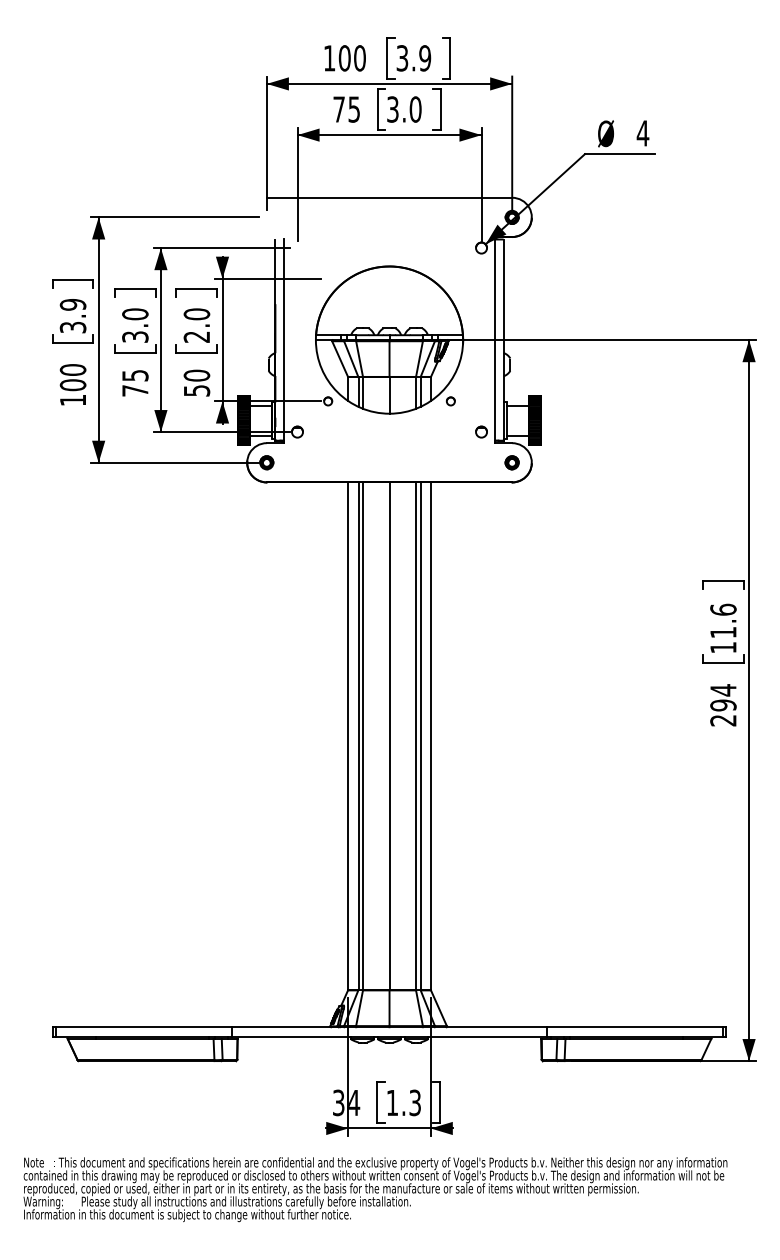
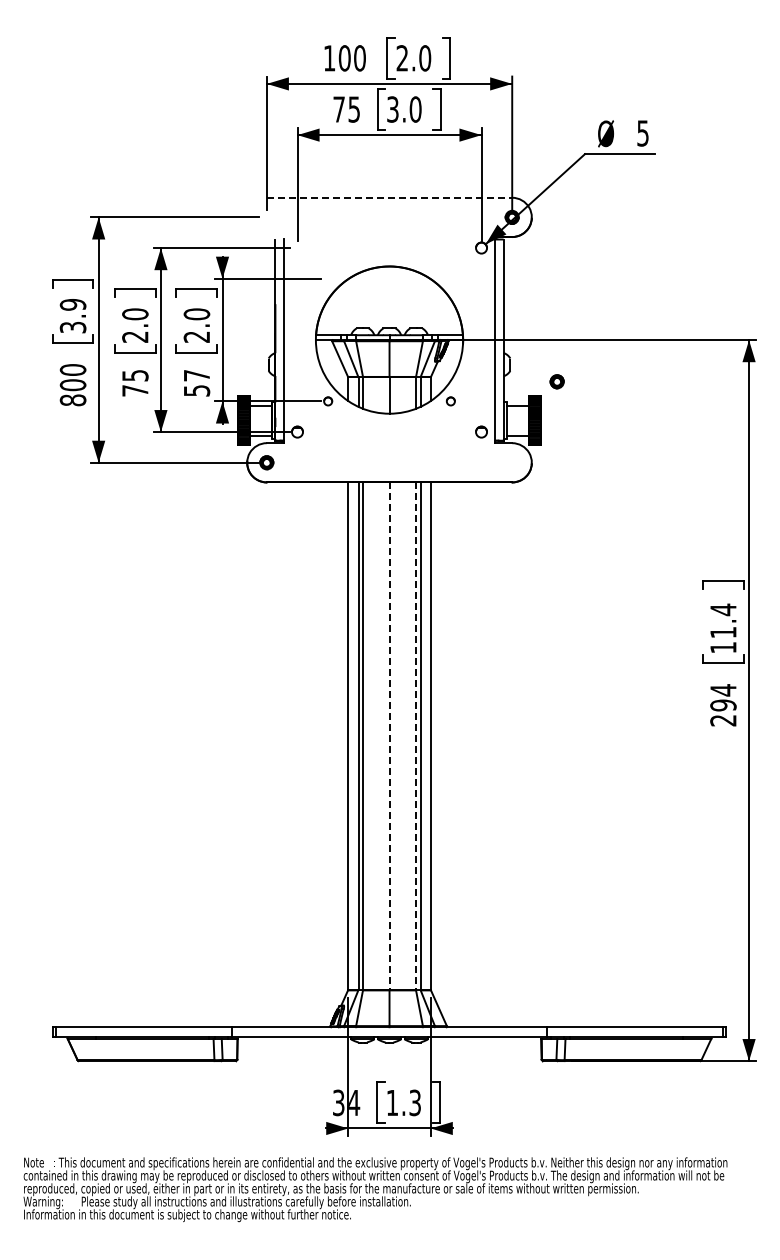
text: 3.9 -> 2.0 (413, 58)
text: 4 -> 5 (642, 133)
line: solid -> dashed (389, 197)
text: 3.0 -> 2.0 (135, 336)
text: 50 -> 57 (196, 375)
text: 100 -> 800 (72, 400)
part position: (511, 462) -> (556, 381) (556, 381)
text: 11.6 -> 11.4 (723, 609)
line: solid -> dashed (389, 736)
line: solid -> dashed (415, 736)
